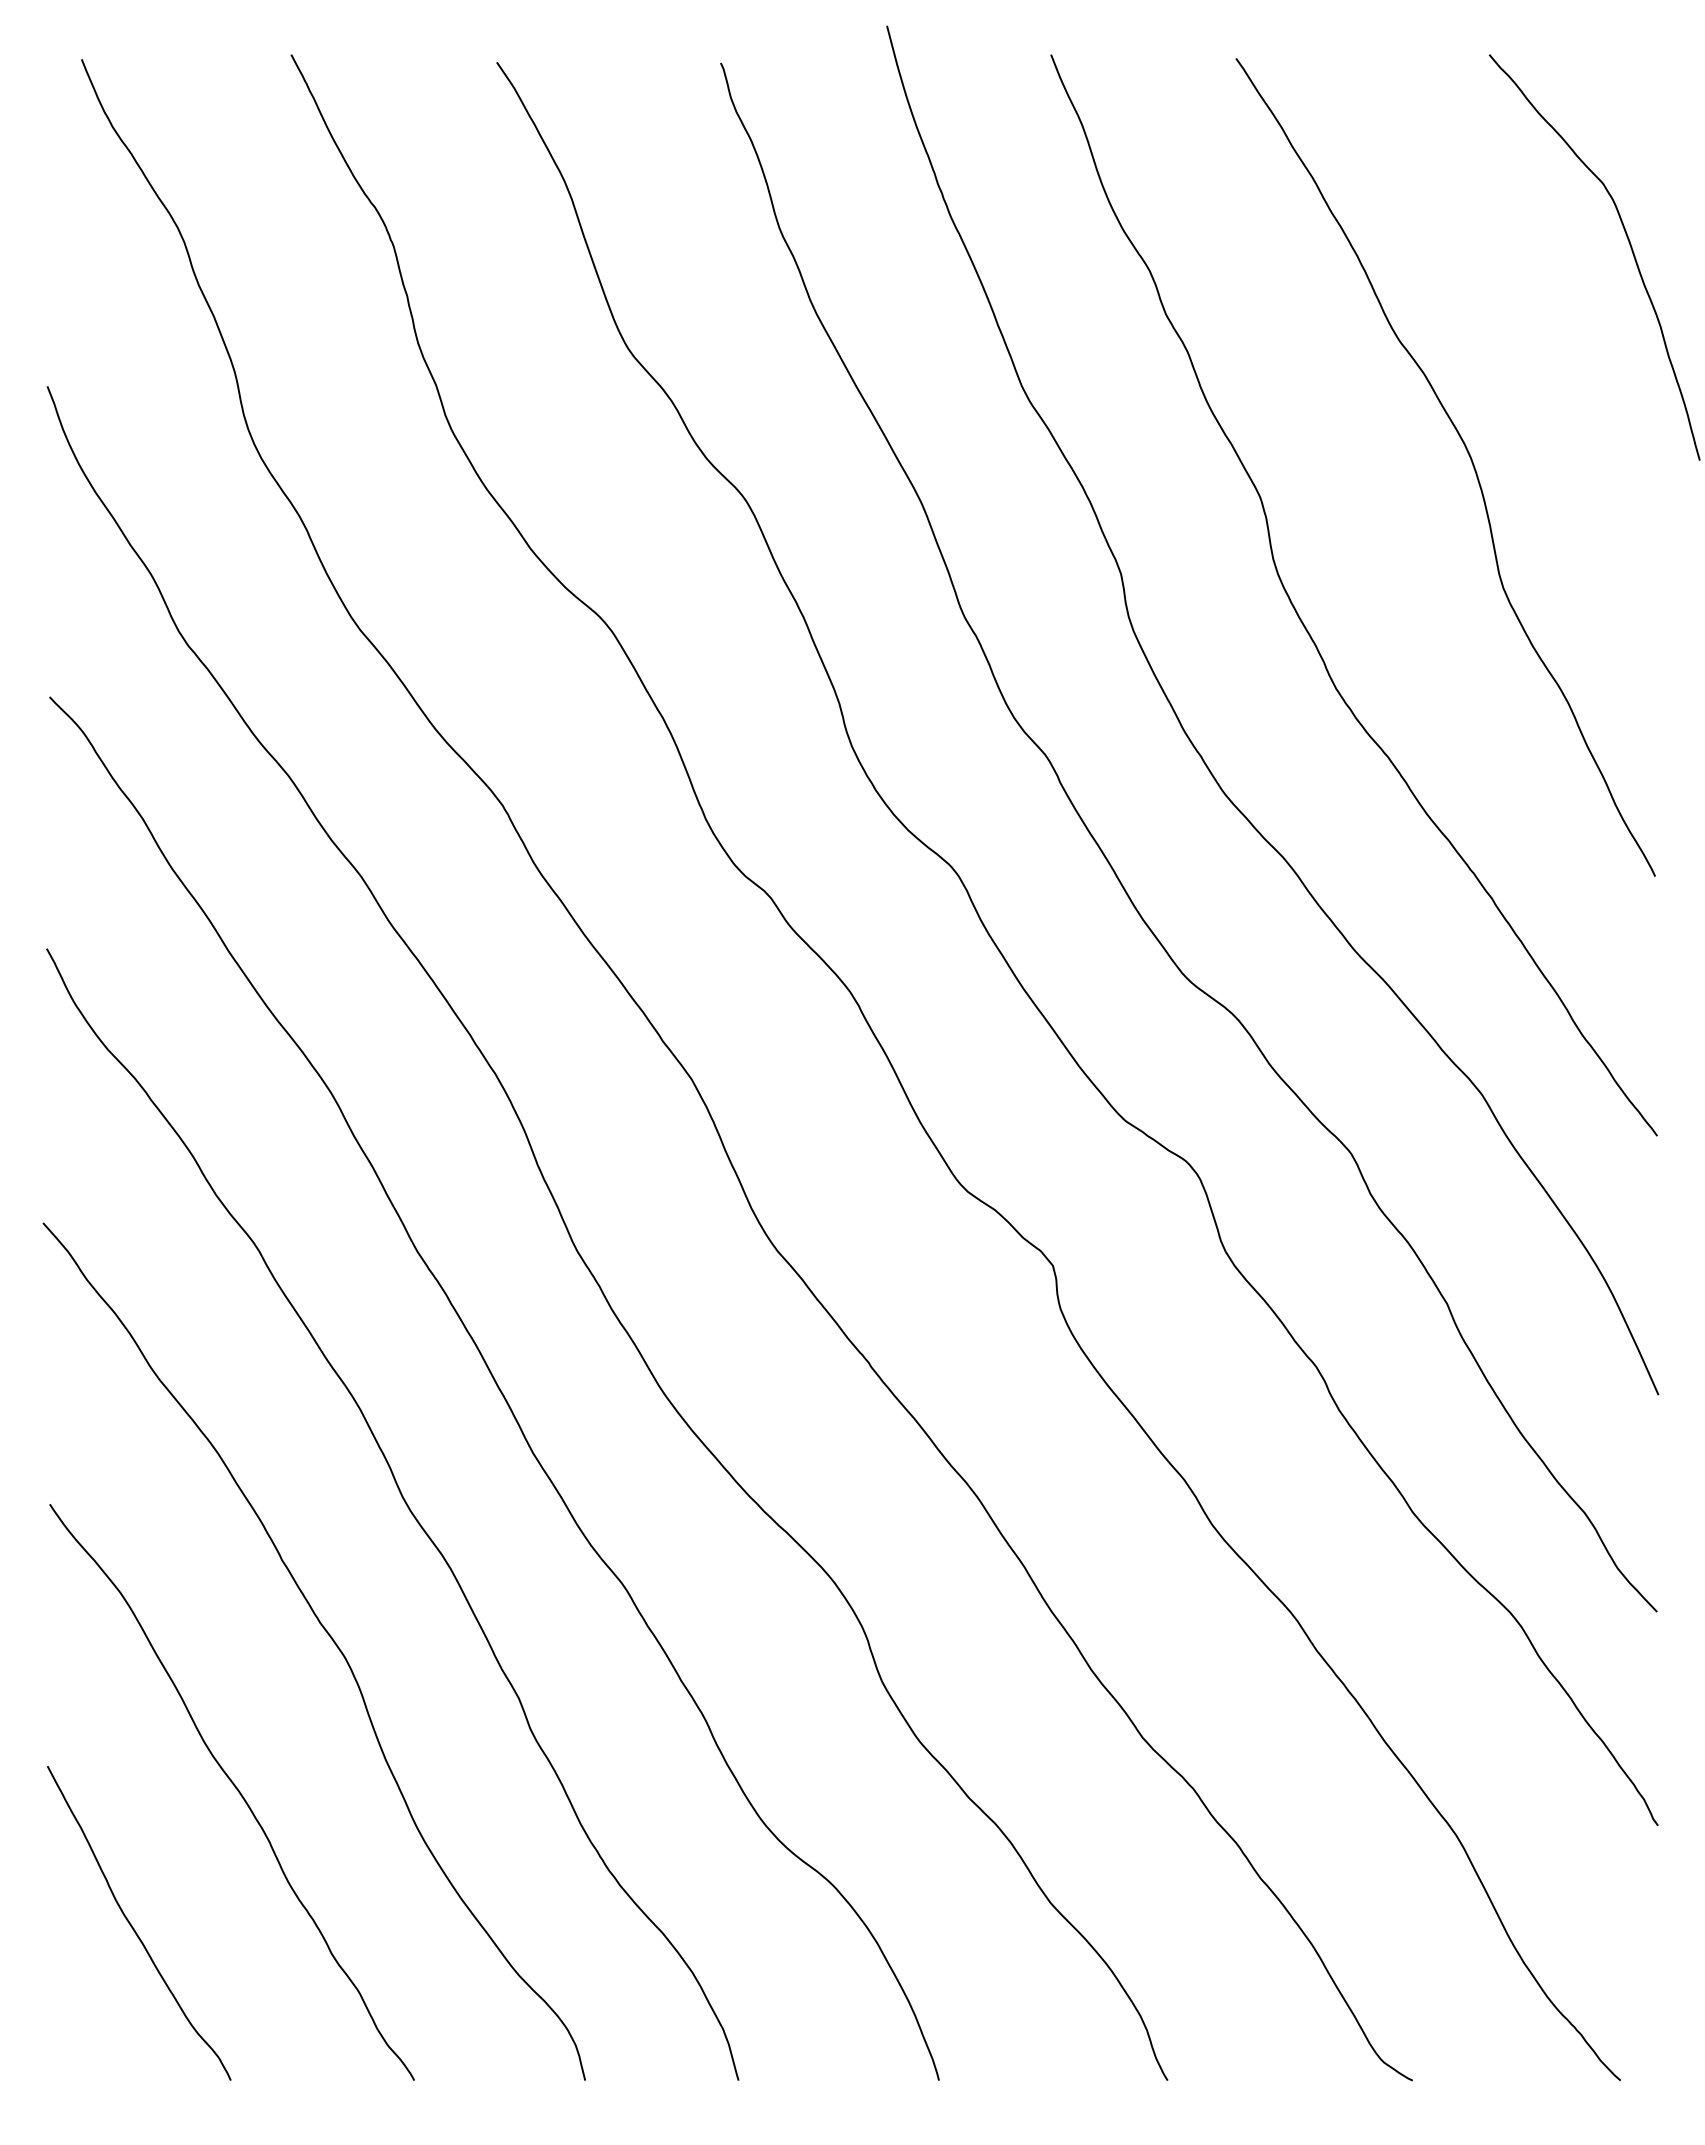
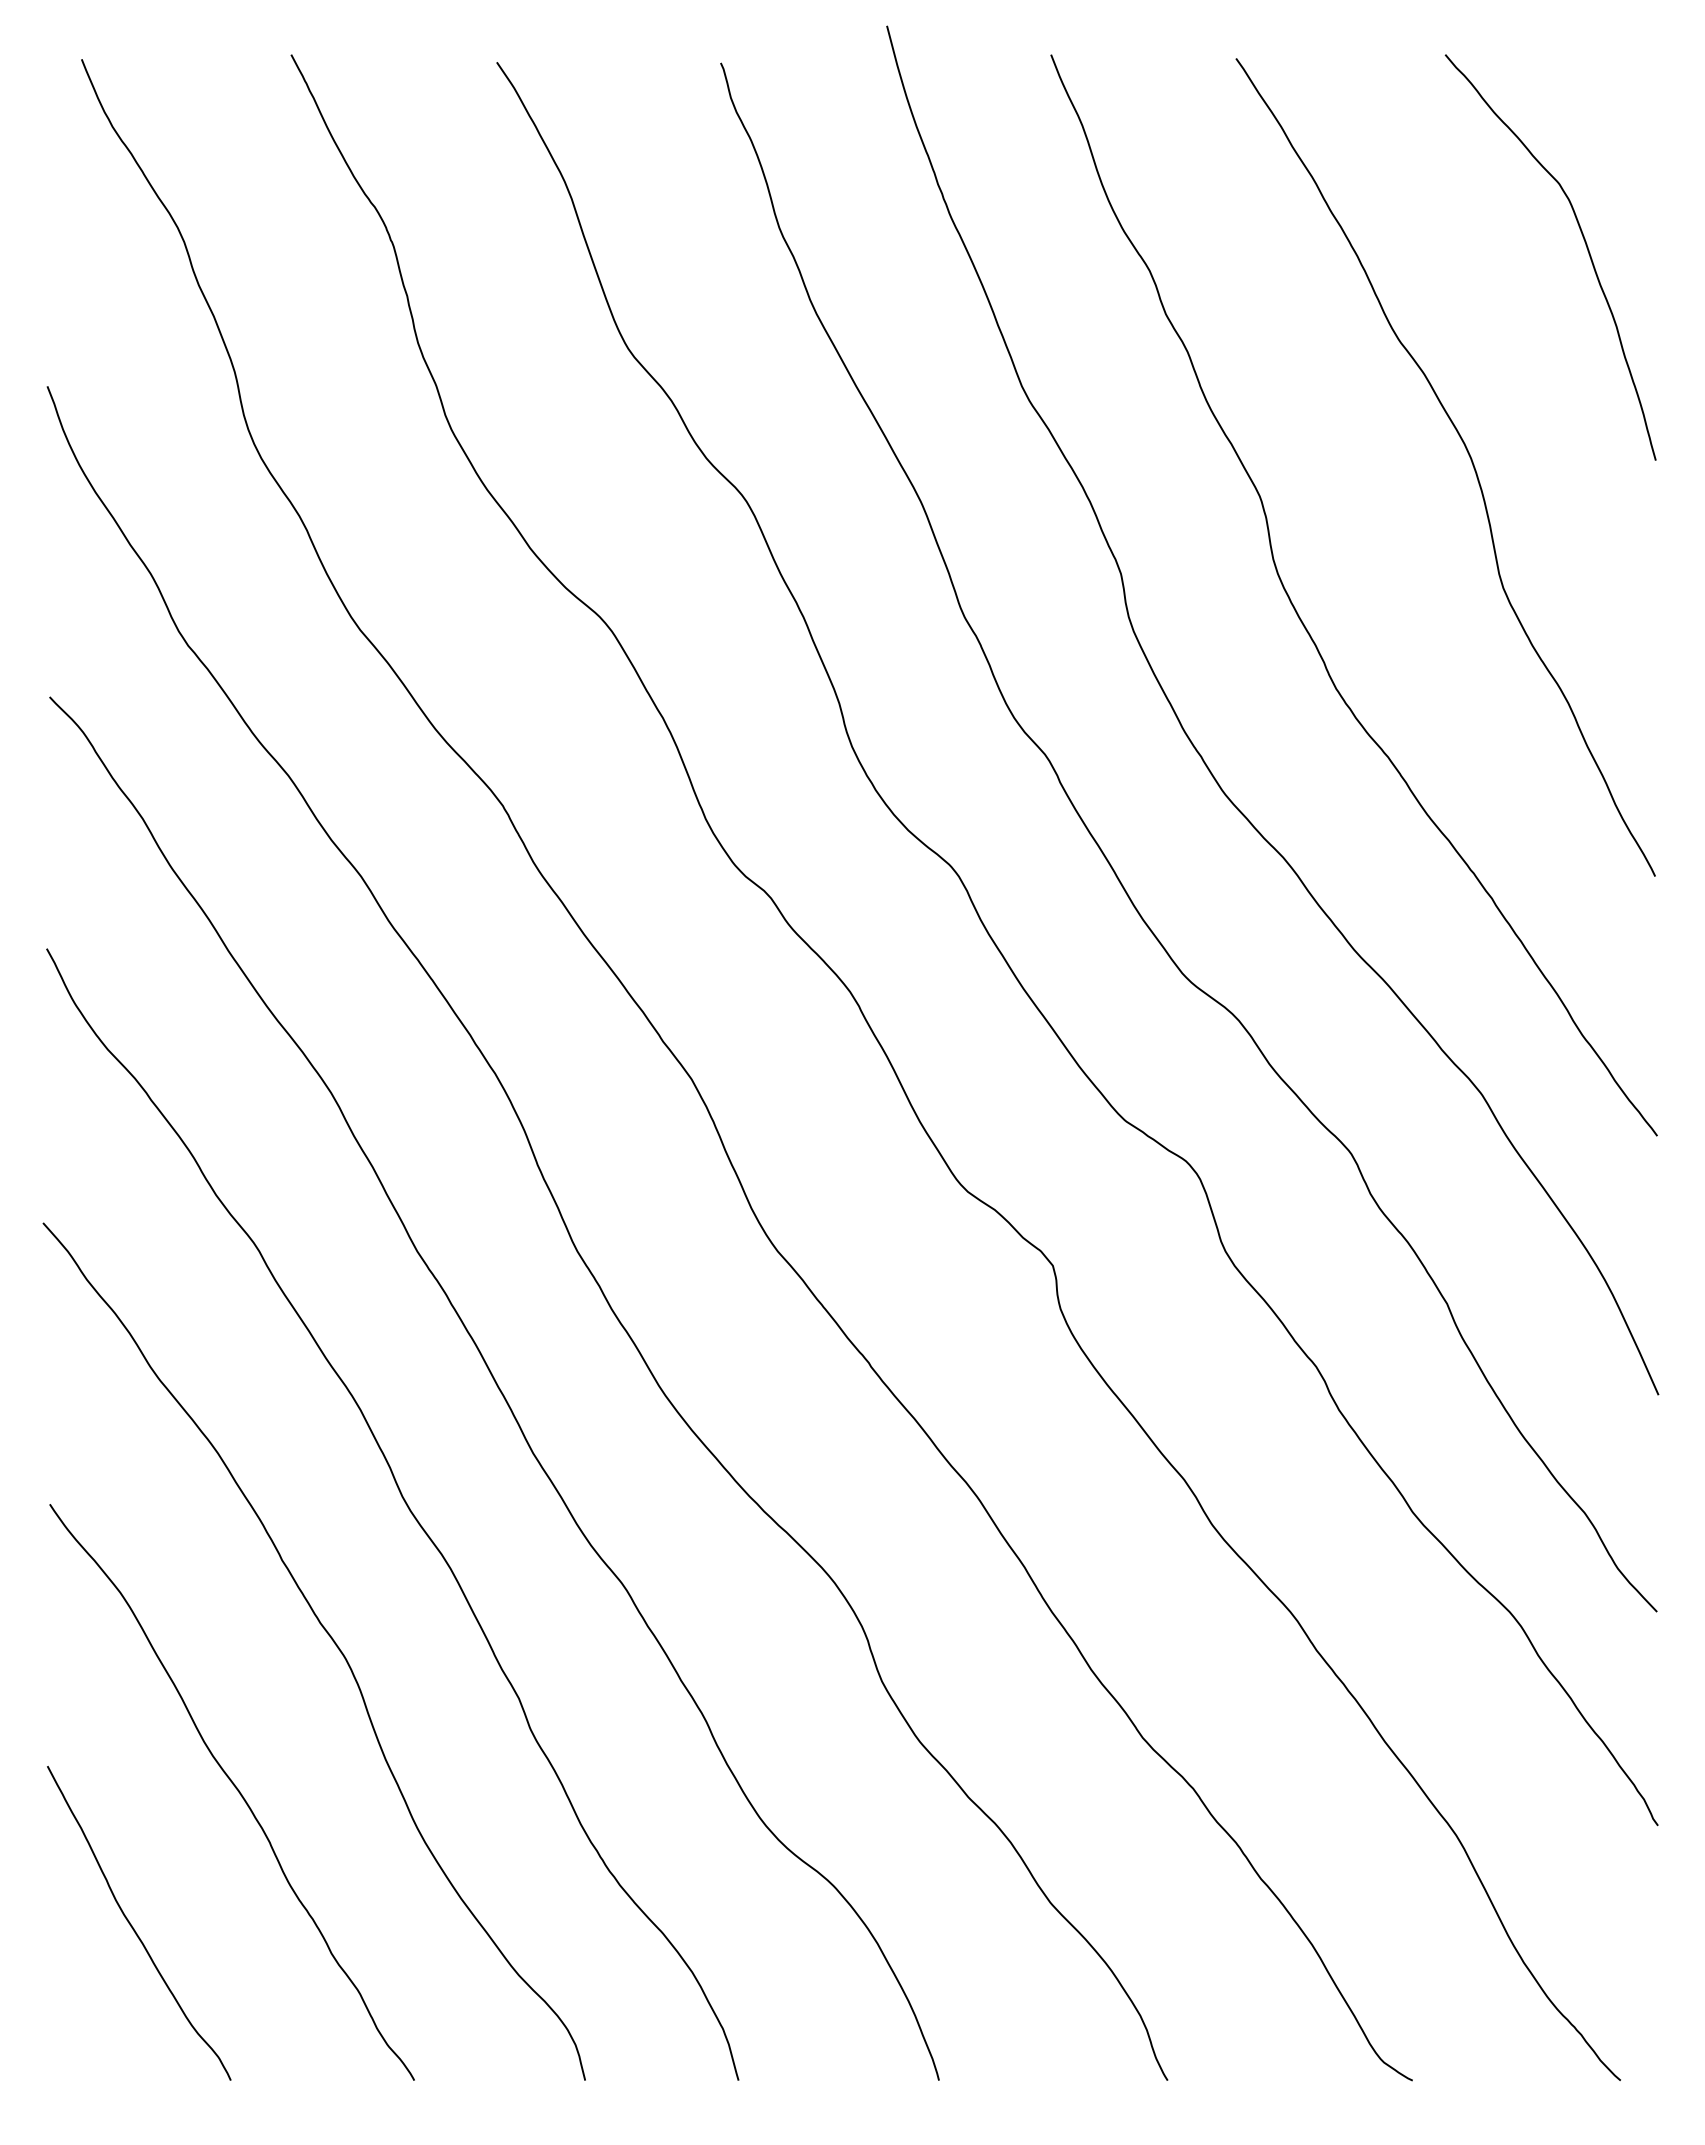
curve position: (1629, 245) -> (1585, 245) (1585, 245)
